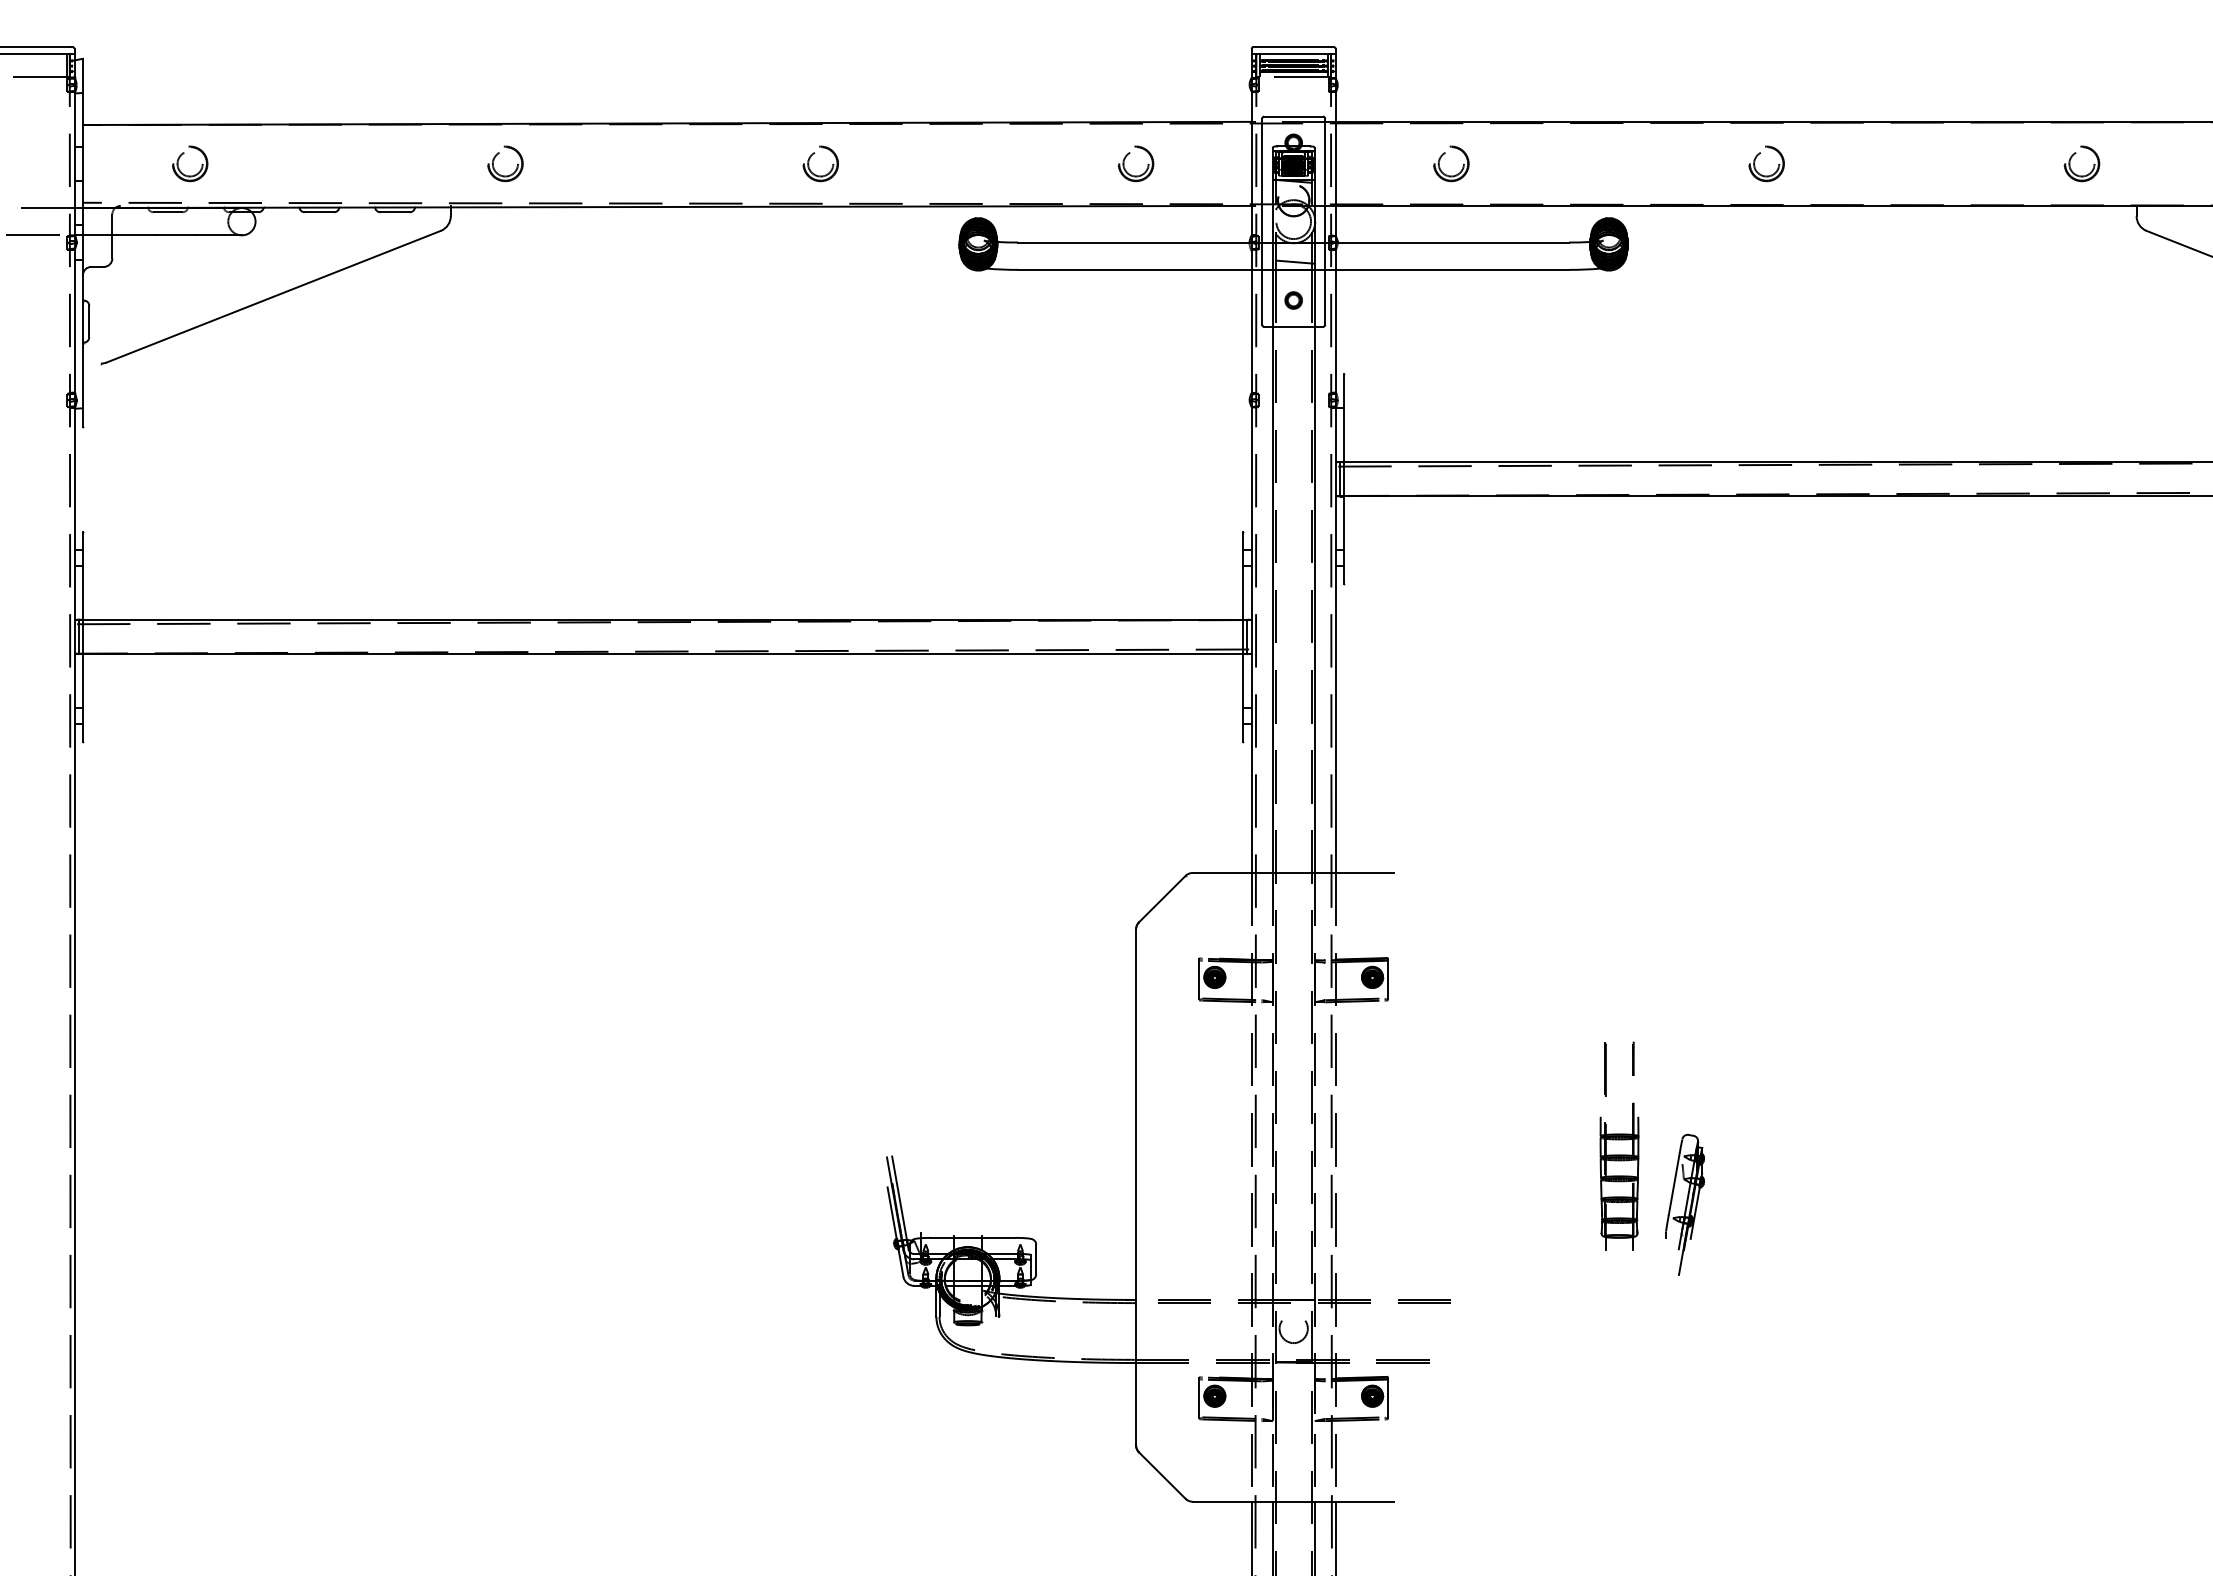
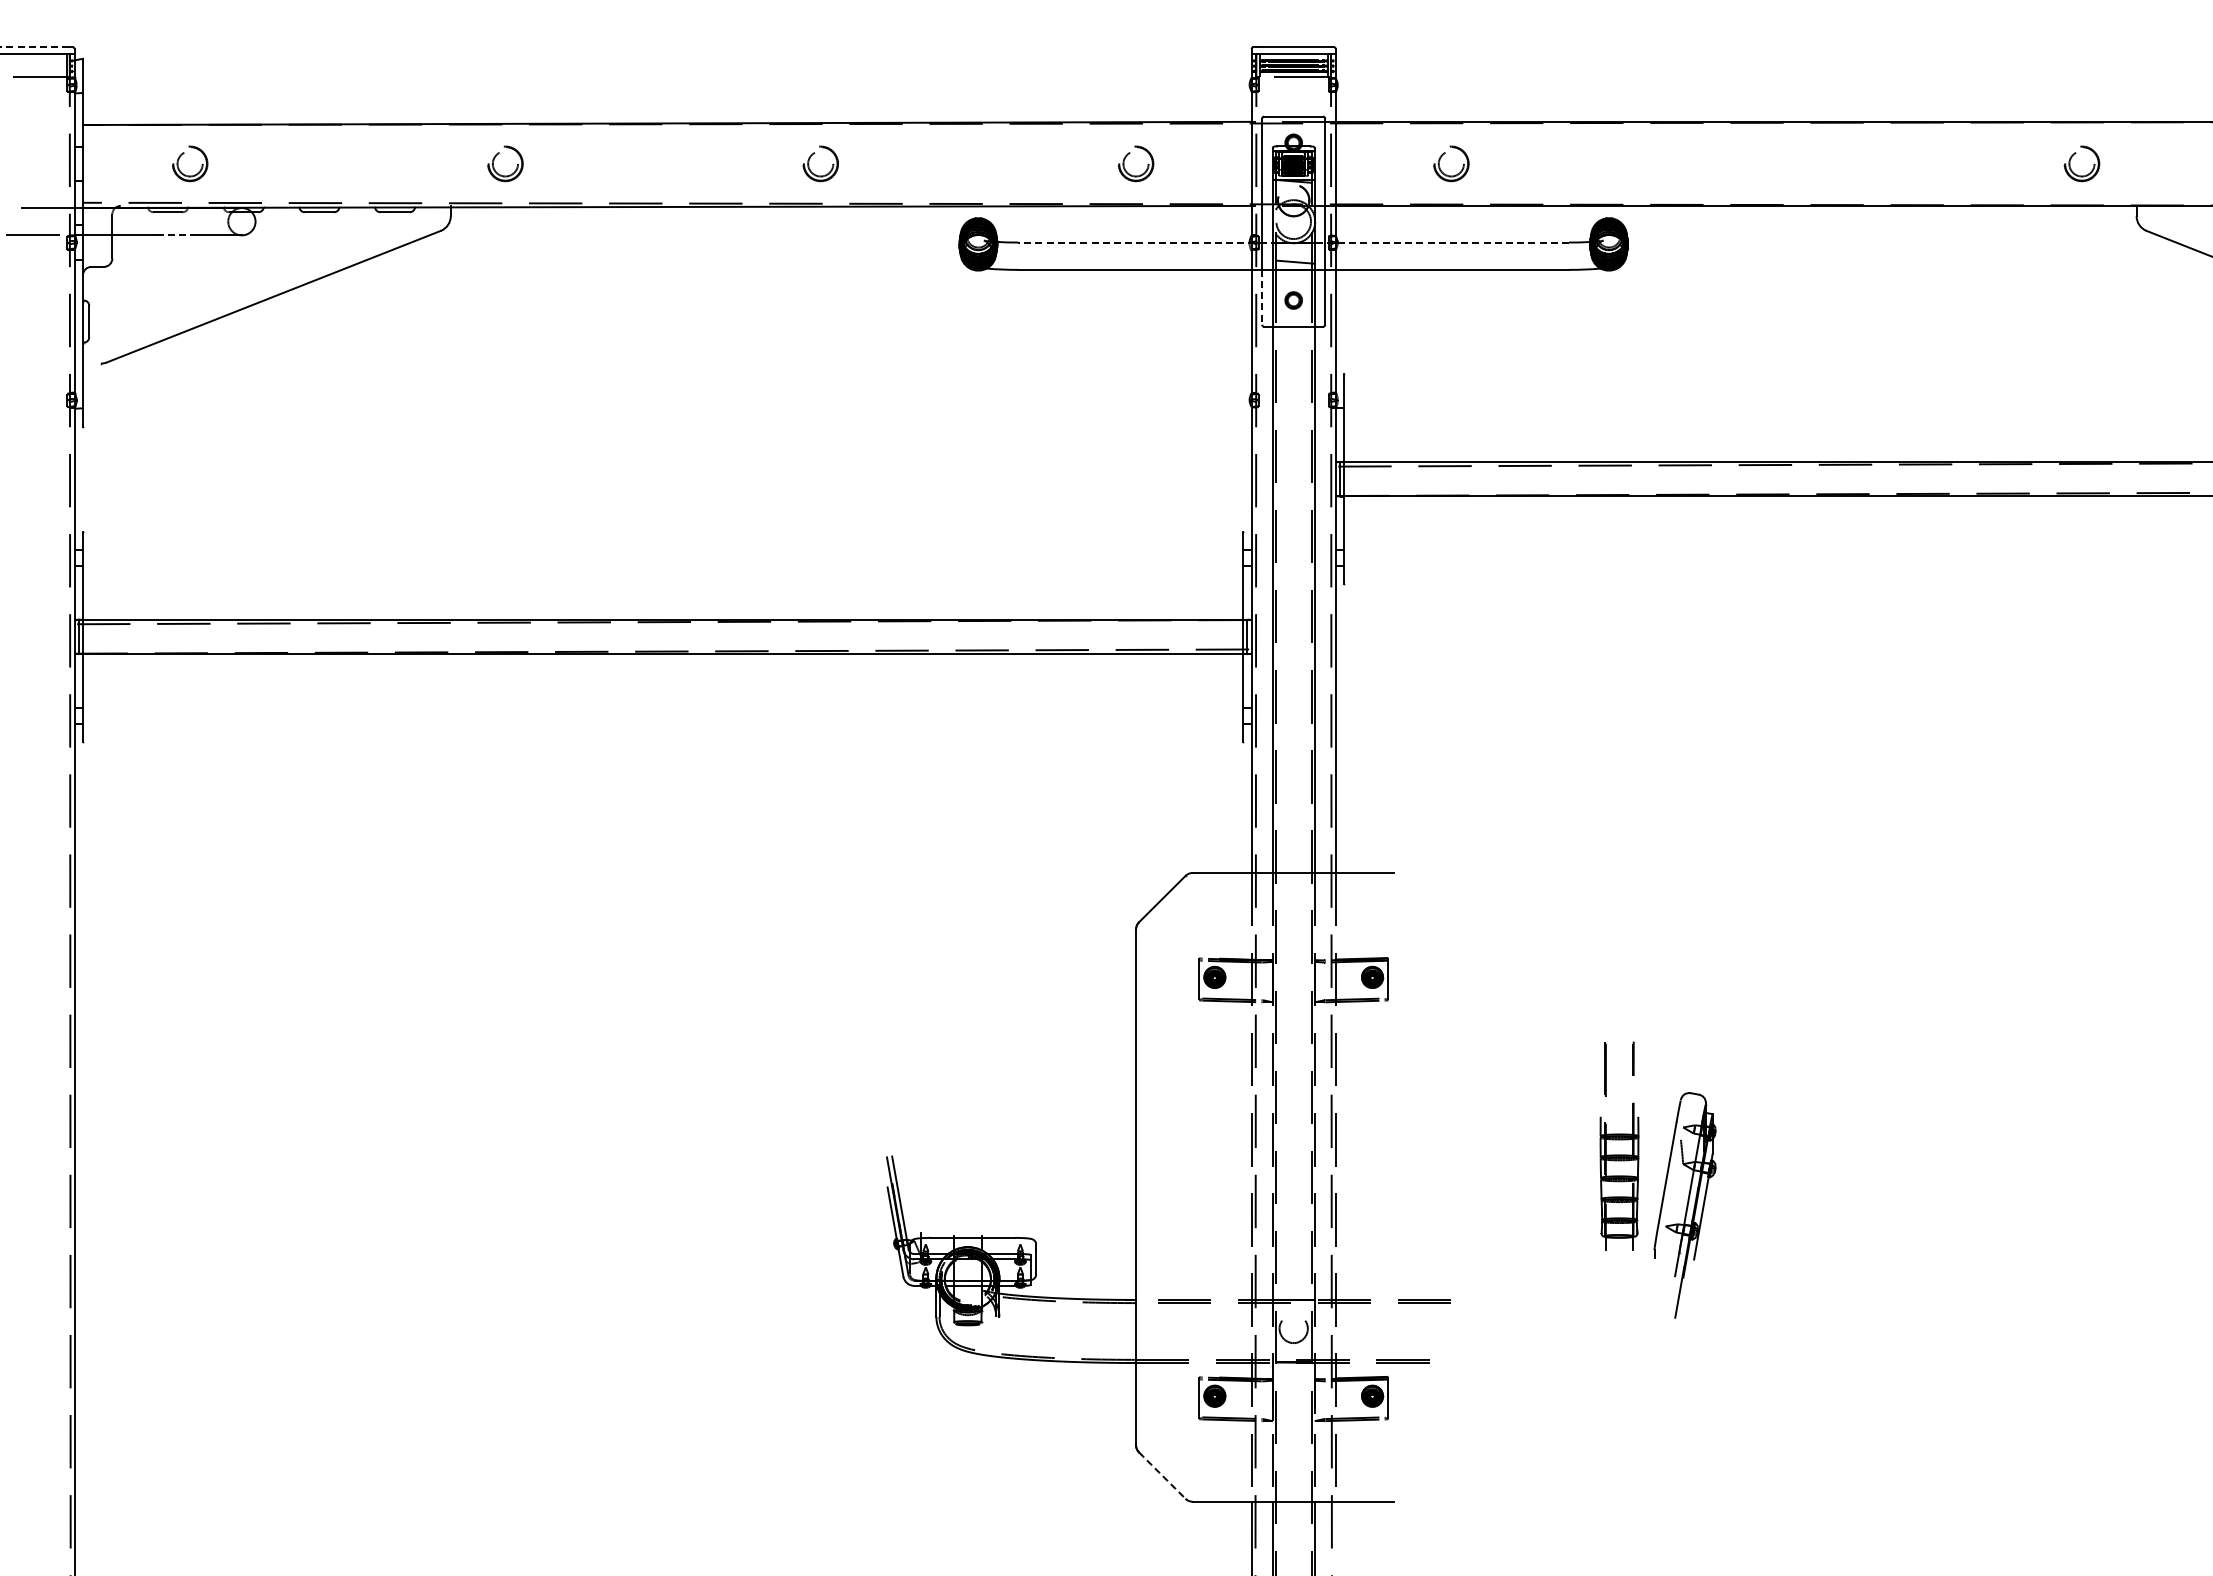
line: solid -> dashed (34, 47)
part: present -> none (1755, 162)
line: solid -> dashed (176, 235)
line: solid -> dashed (1293, 242)
line: solid -> dashed (1262, 297)
part size: 40x143 px -> 64x227 px (1684, 1205)
line: solid -> dashed (1162, 1475)
line: present -> none (1335, 1536)
